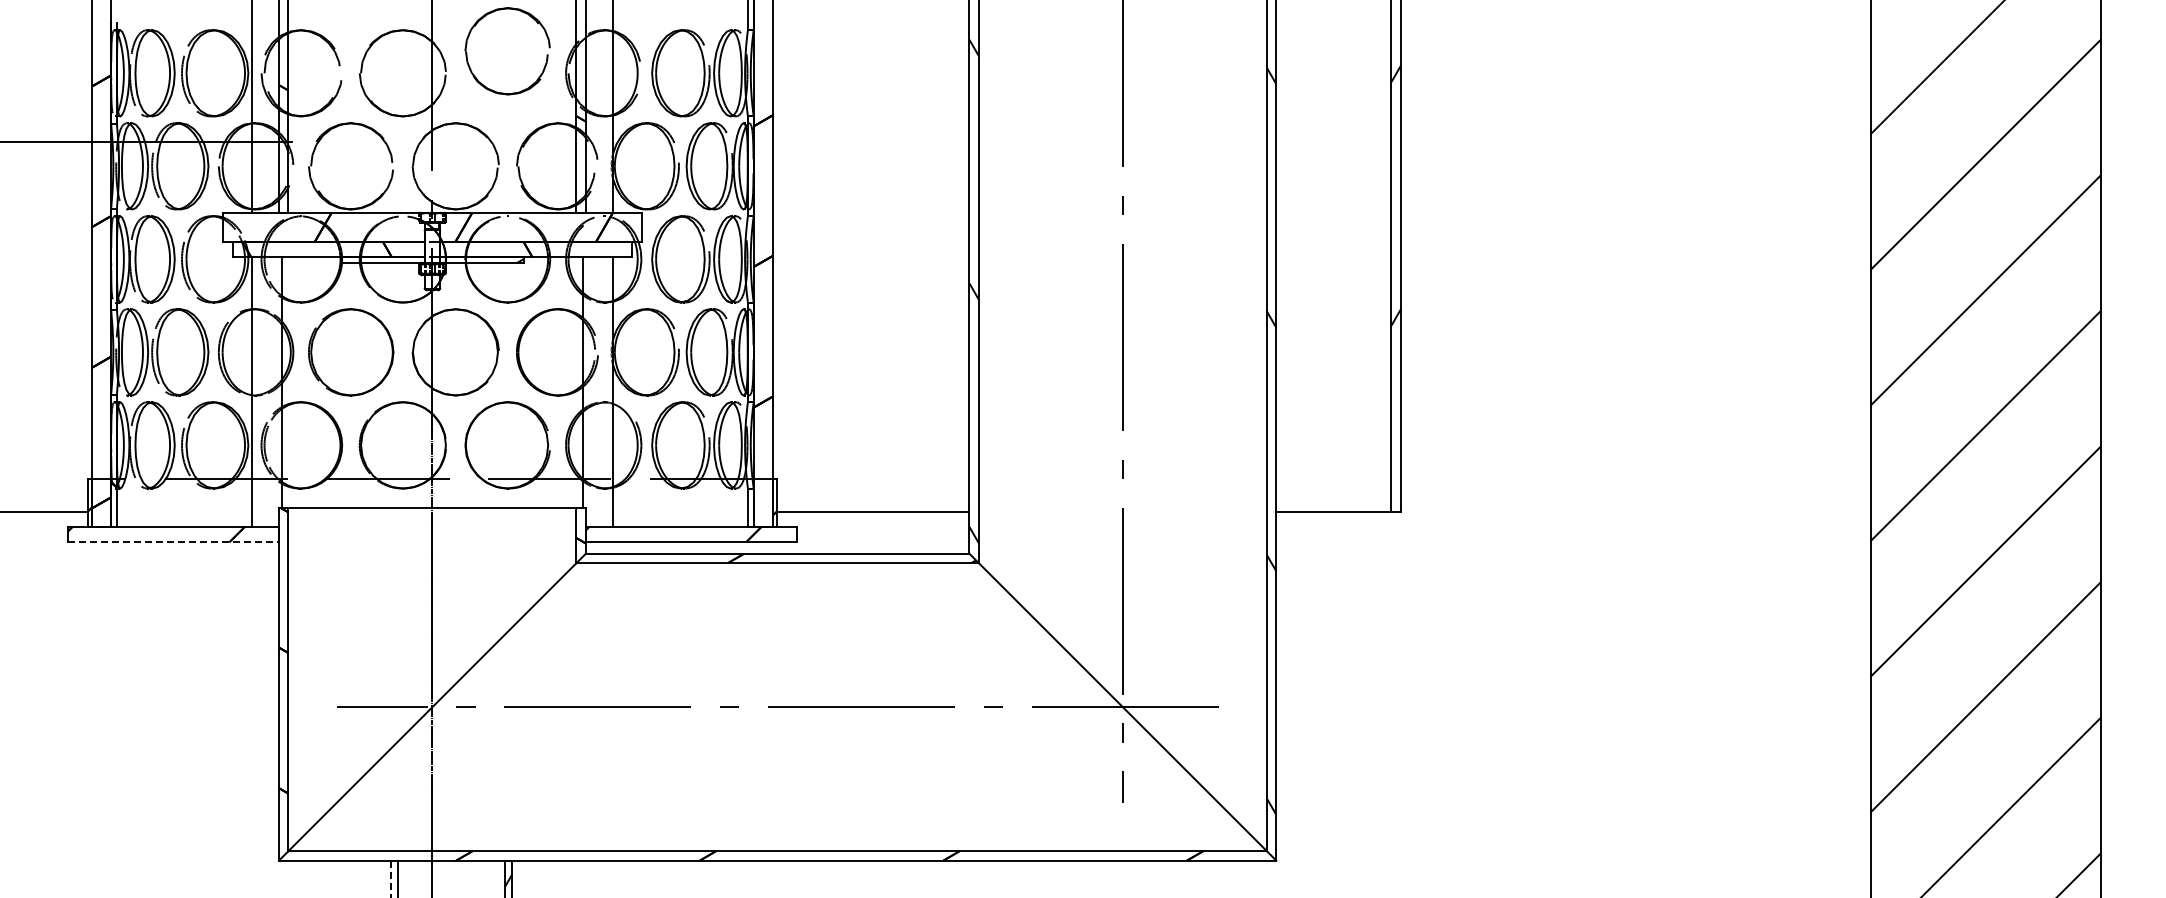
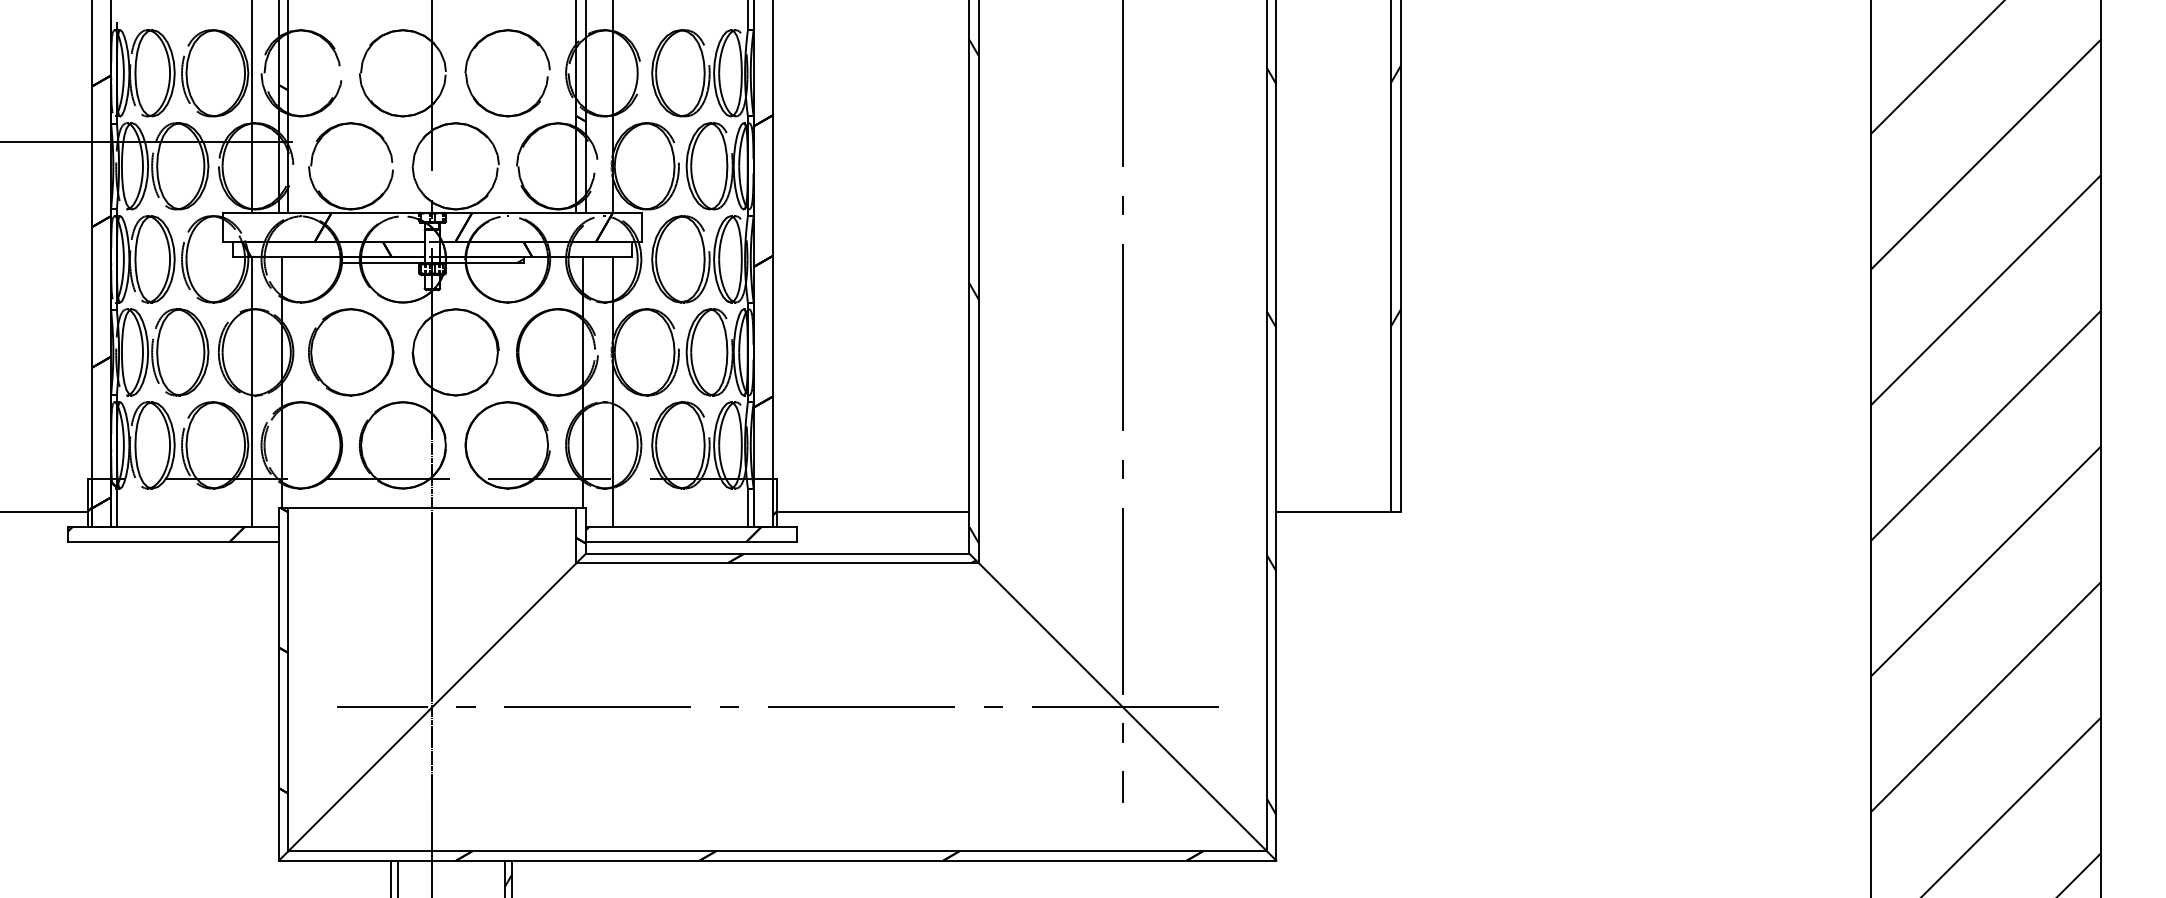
part position: (546, 54) -> (546, 76) (546, 76)
line: dashed -> solid (174, 542)
line: dashed -> solid (391, 879)
